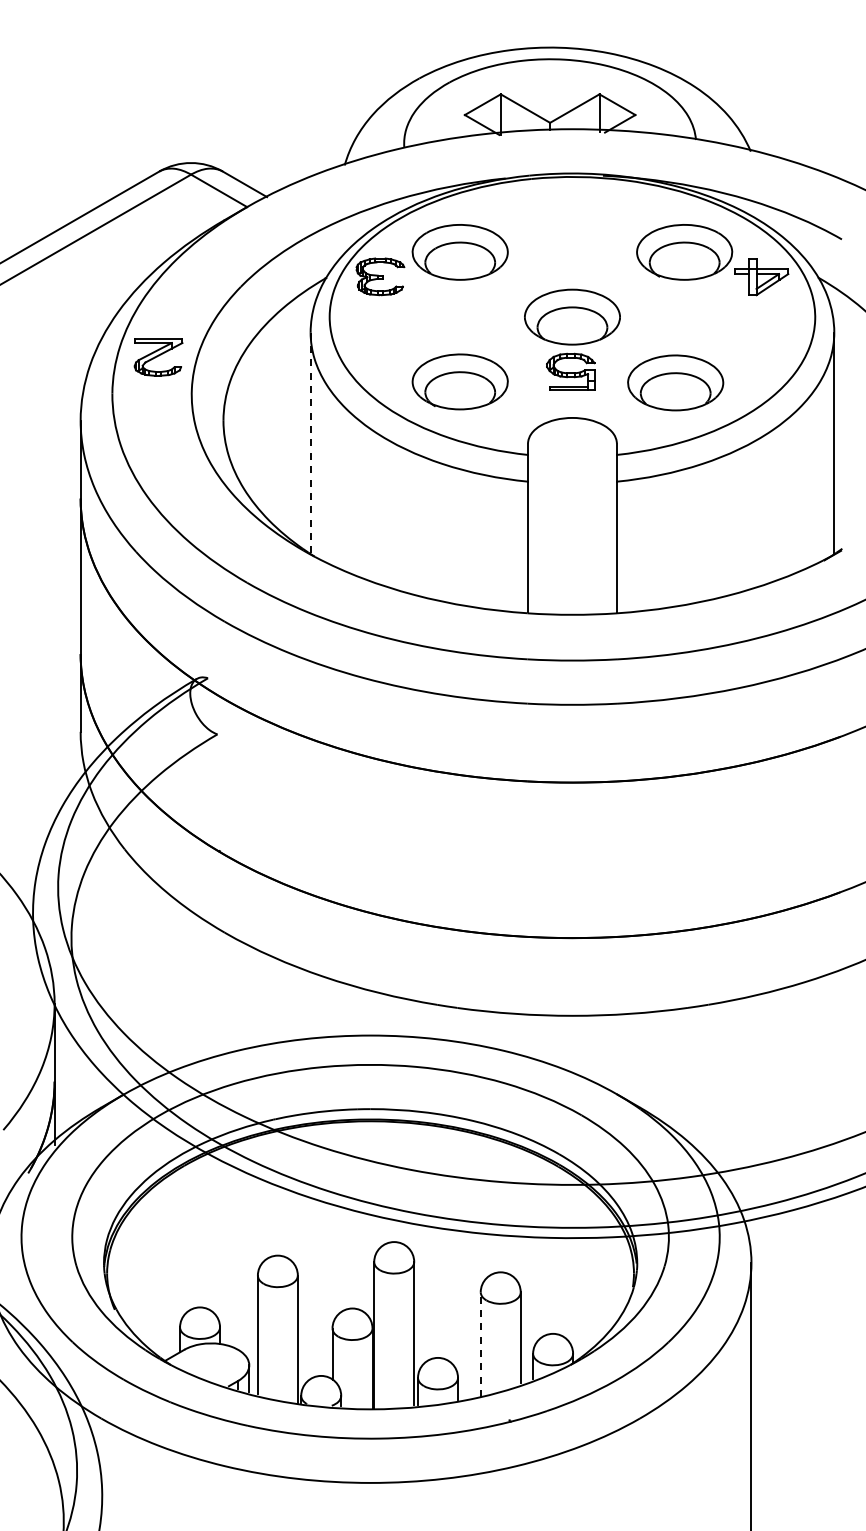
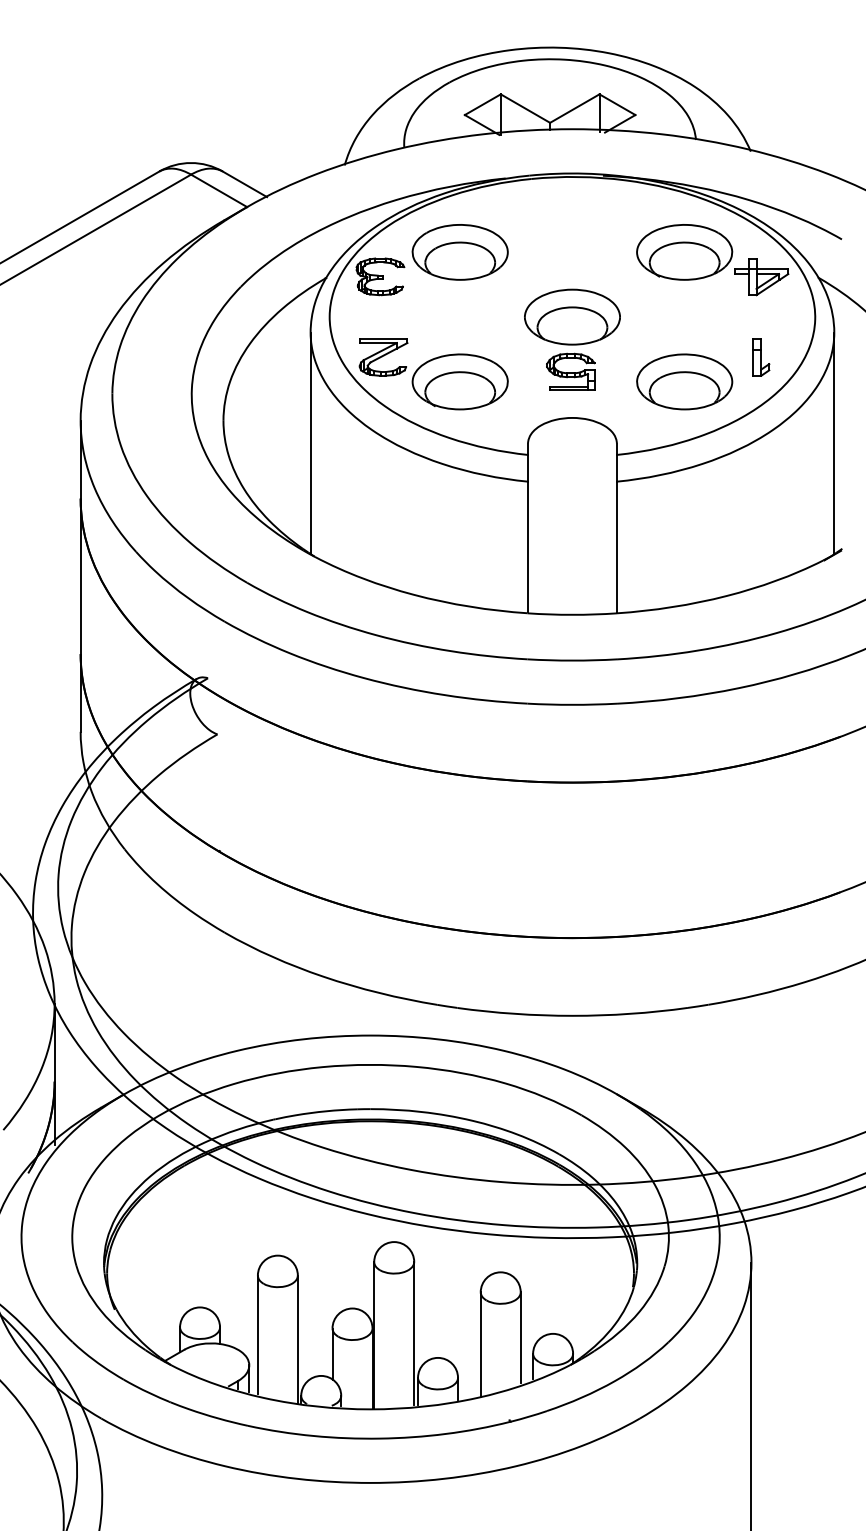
part position: (158, 357) -> (383, 357) (383, 357)
part: none -> present (761, 357)
part position: (675, 382) -> (684, 381) (684, 381)
line: dashed -> solid (310, 443)
line: dashed -> solid (480, 1344)
